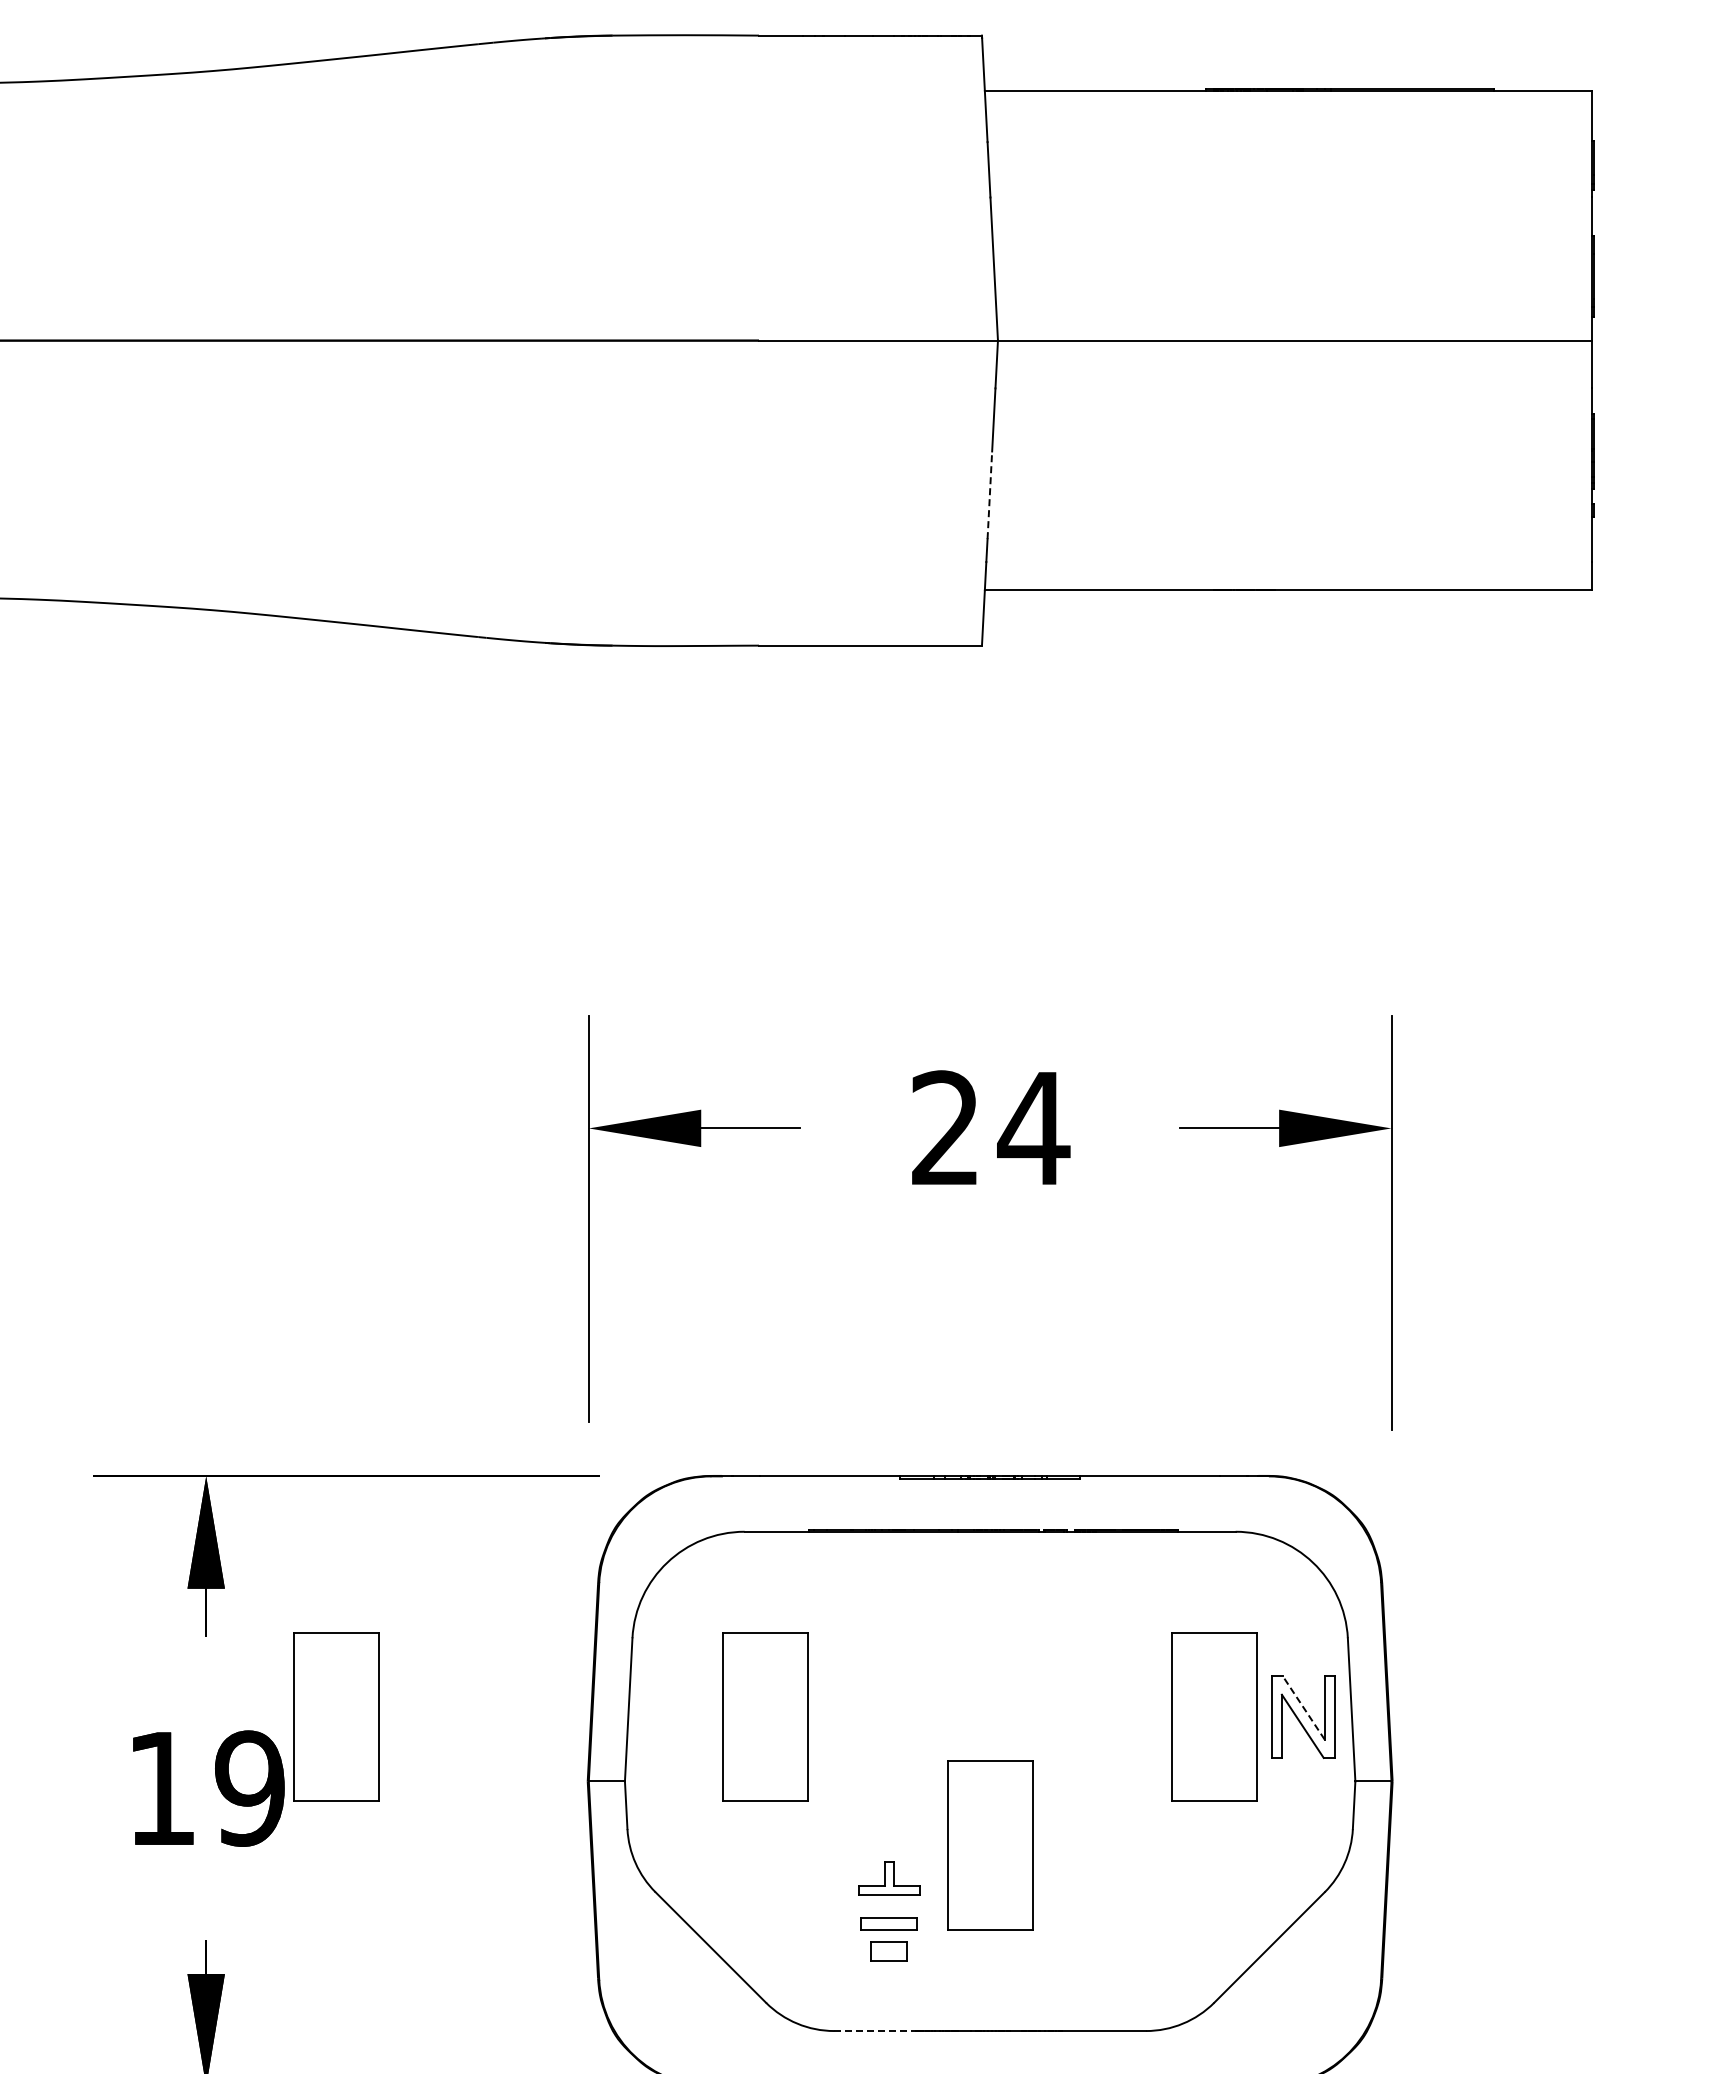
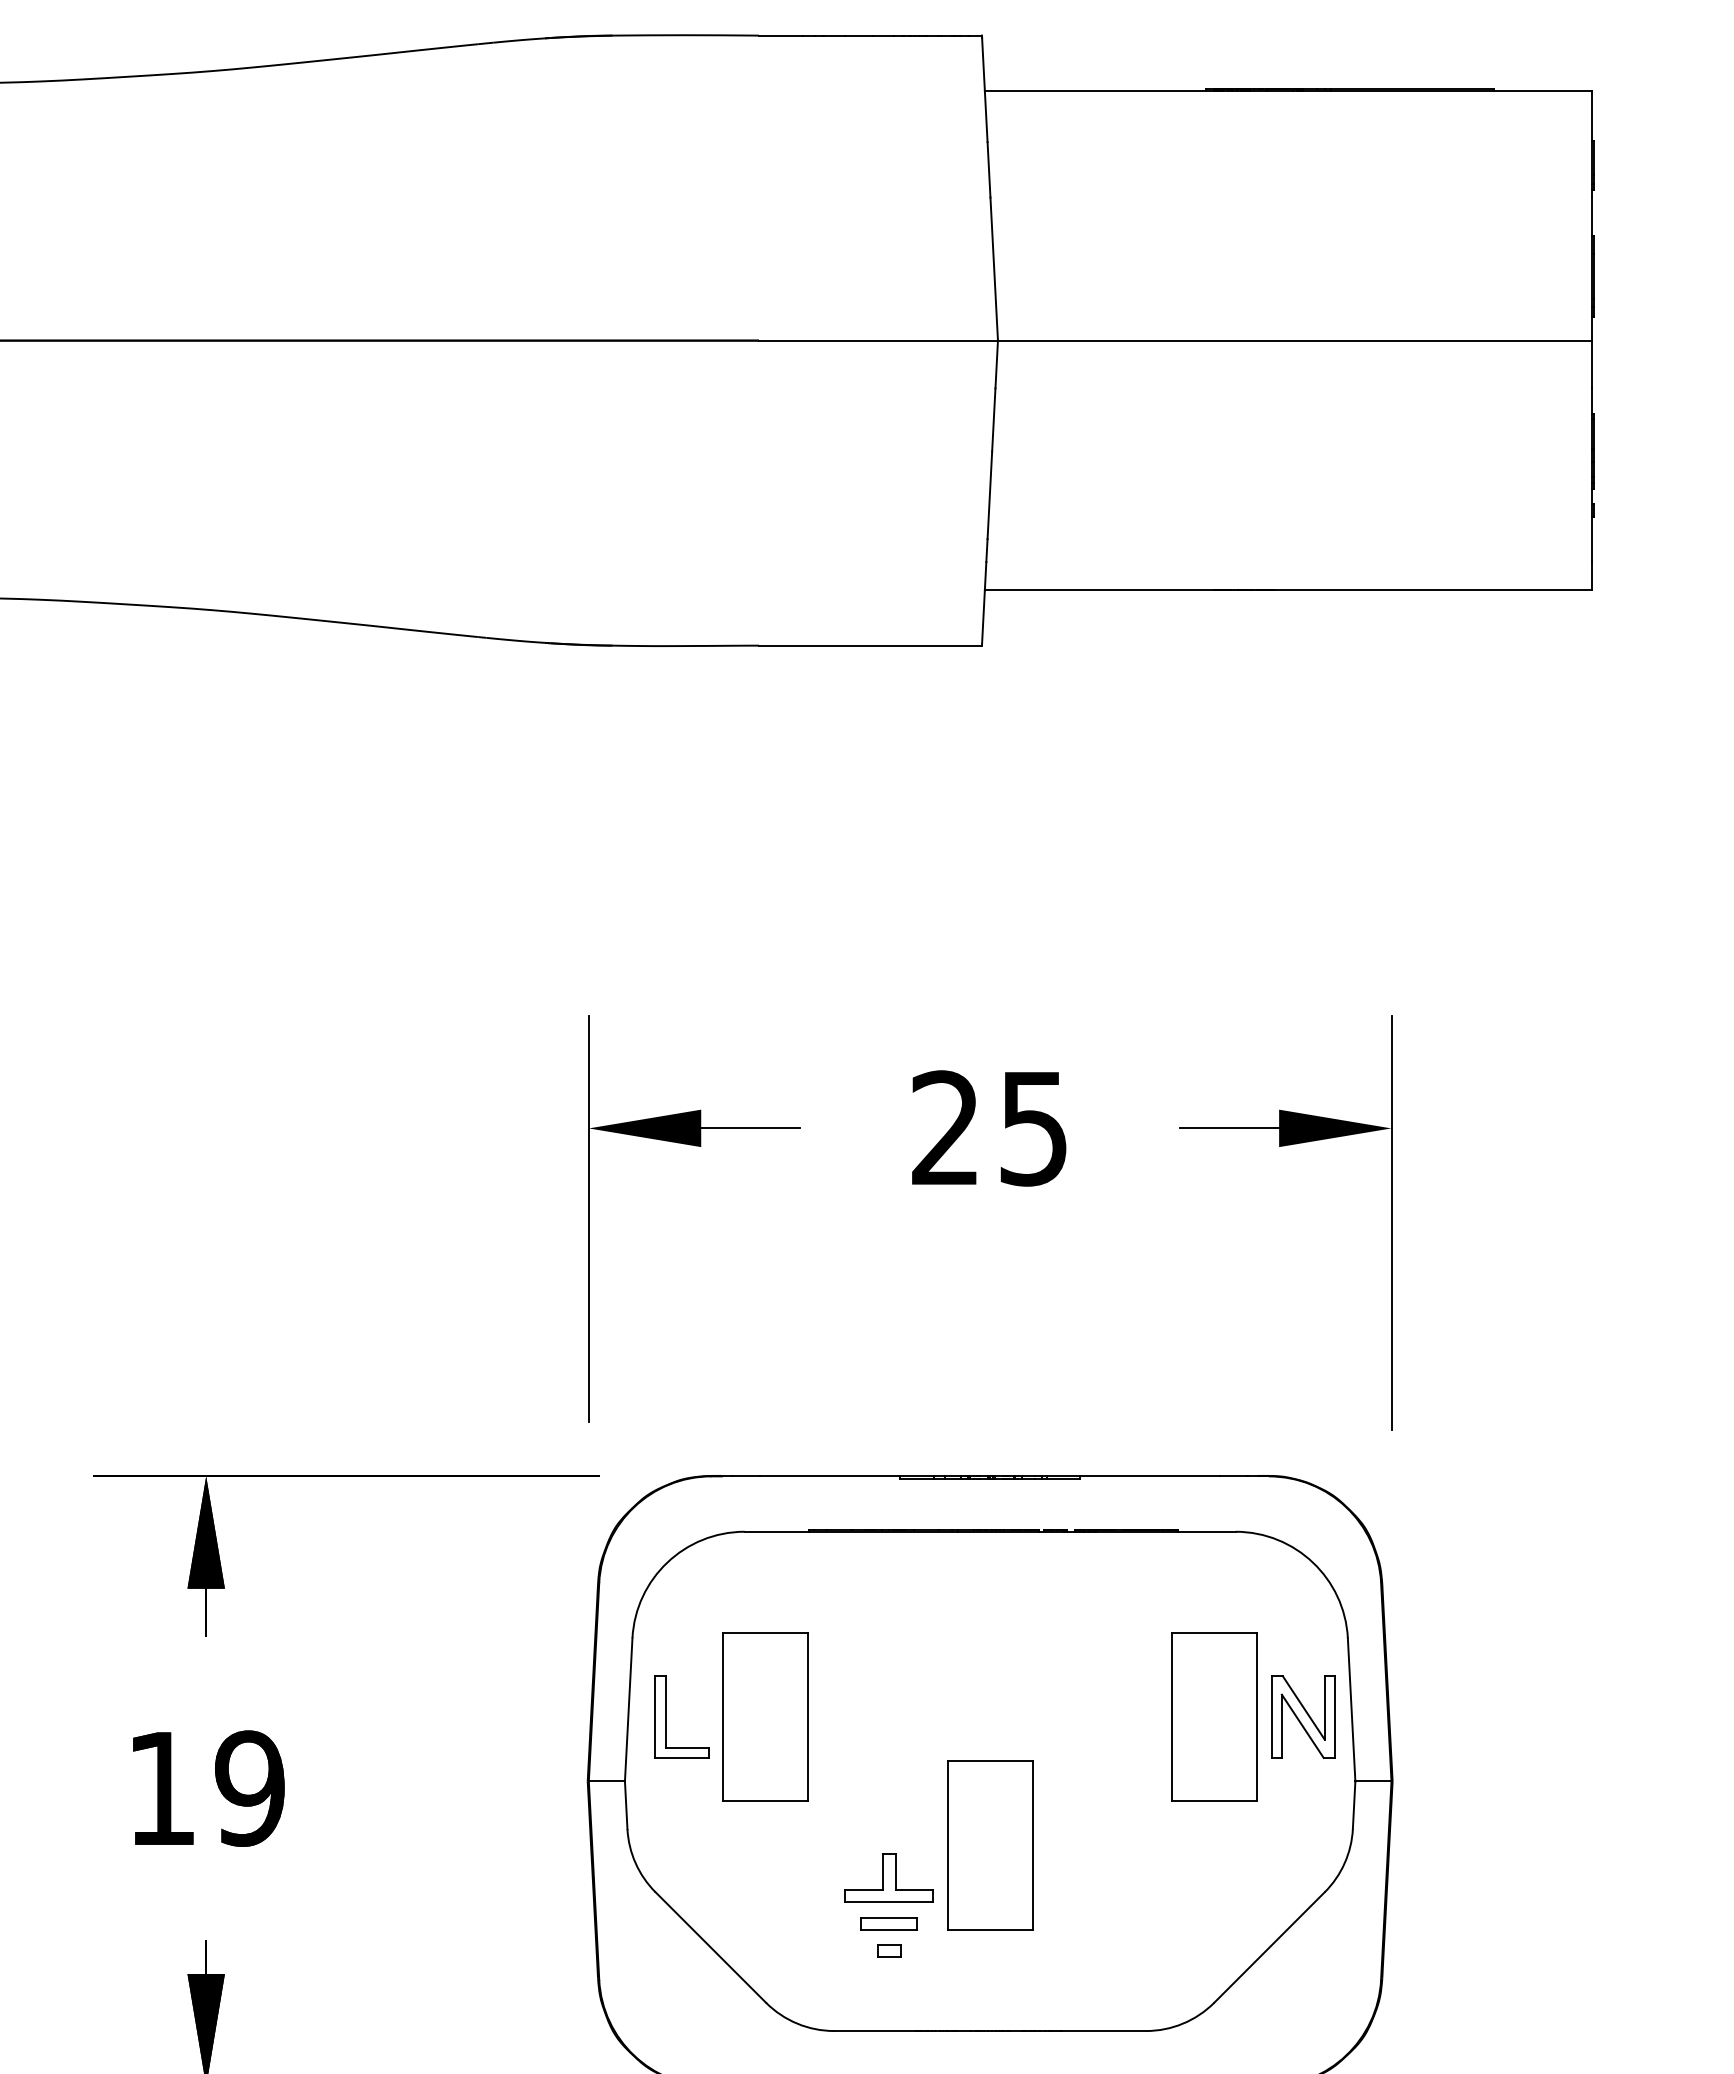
line: dashed -> solid (989, 495)
text: 24 -> 25 (1033, 1129)
line: dashed -> solid (1303, 1708)
part: present -> none (336, 1716)
part: none -> present (666, 1716)
part size: 63x35 px -> 90x50 px (888, 1877)
part size: 38x21 px -> 25x14 px (889, 1950)
line: dashed -> solid (875, 2031)
